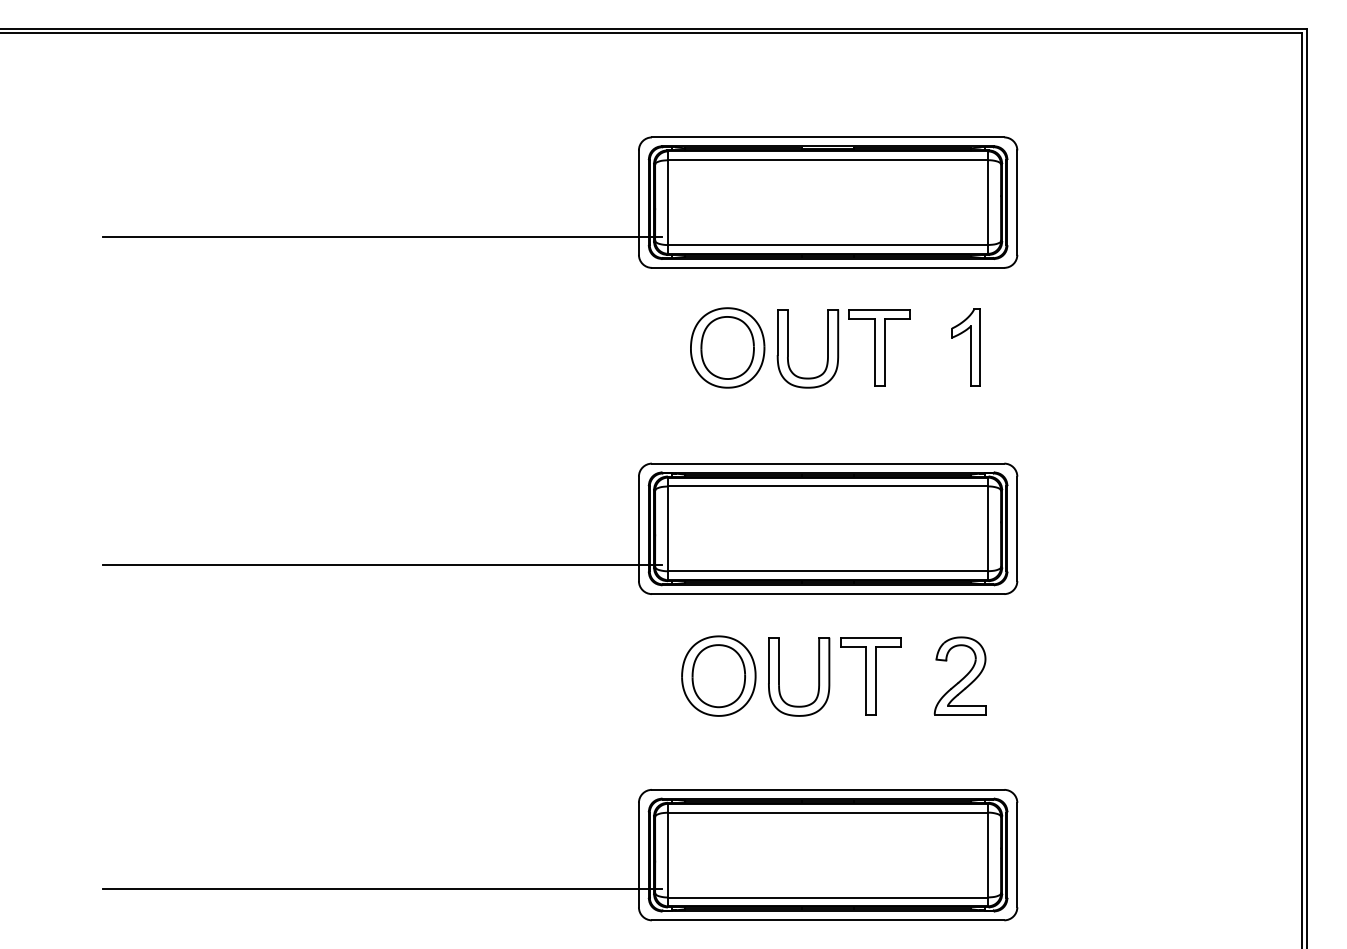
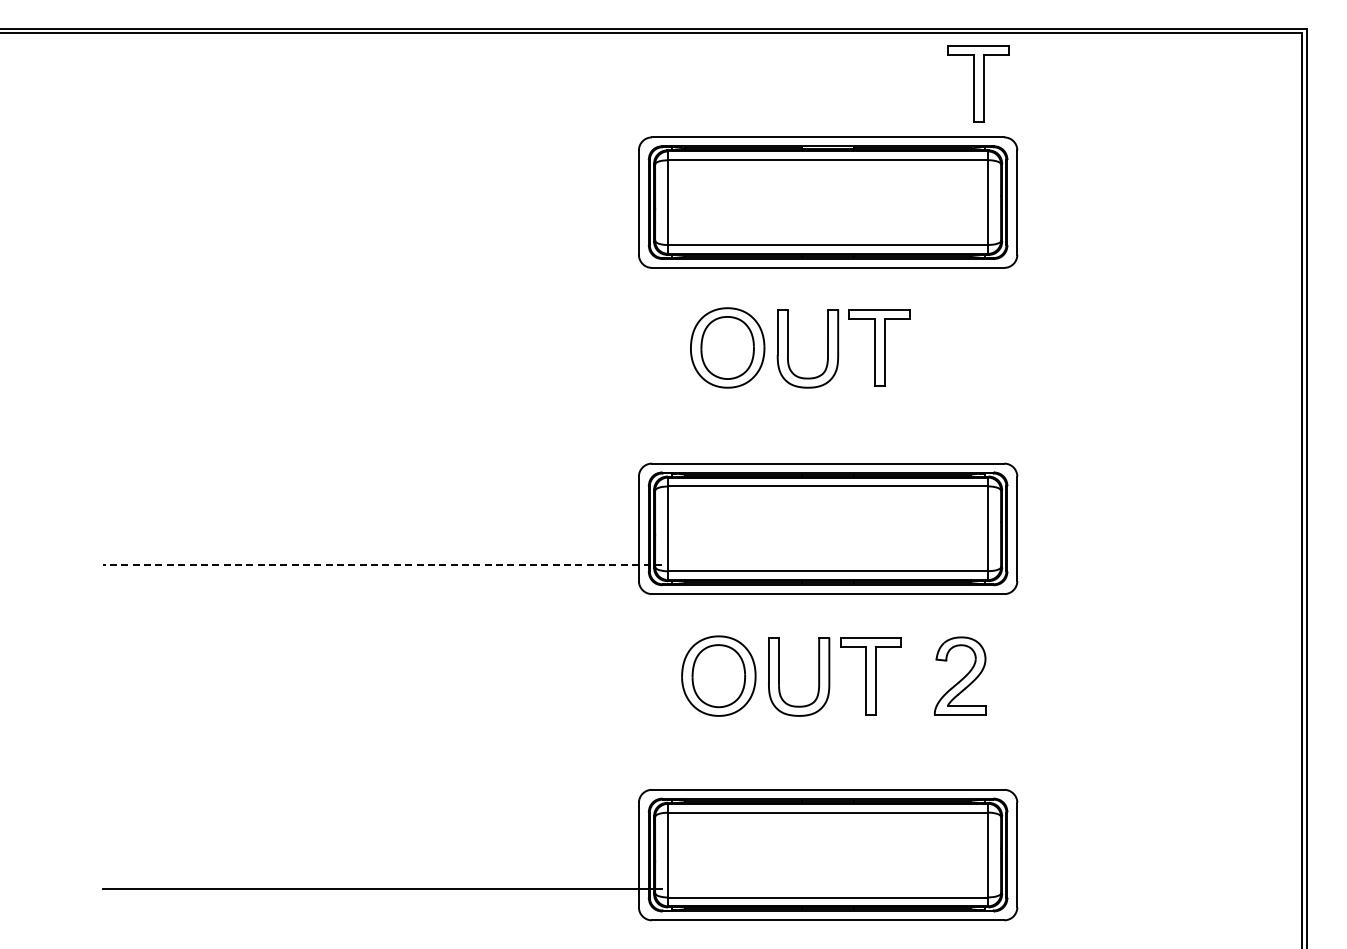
part: none -> present (978, 83)
line: present -> none (381, 237)
part: present -> none (965, 347)
line: solid -> dashed (382, 565)
